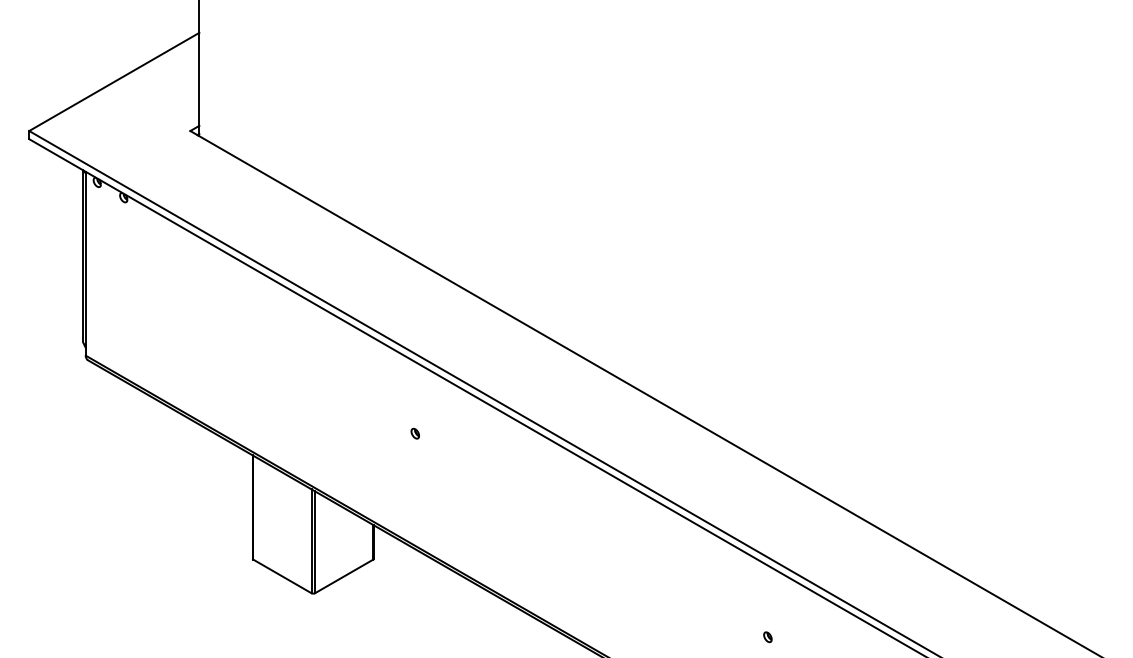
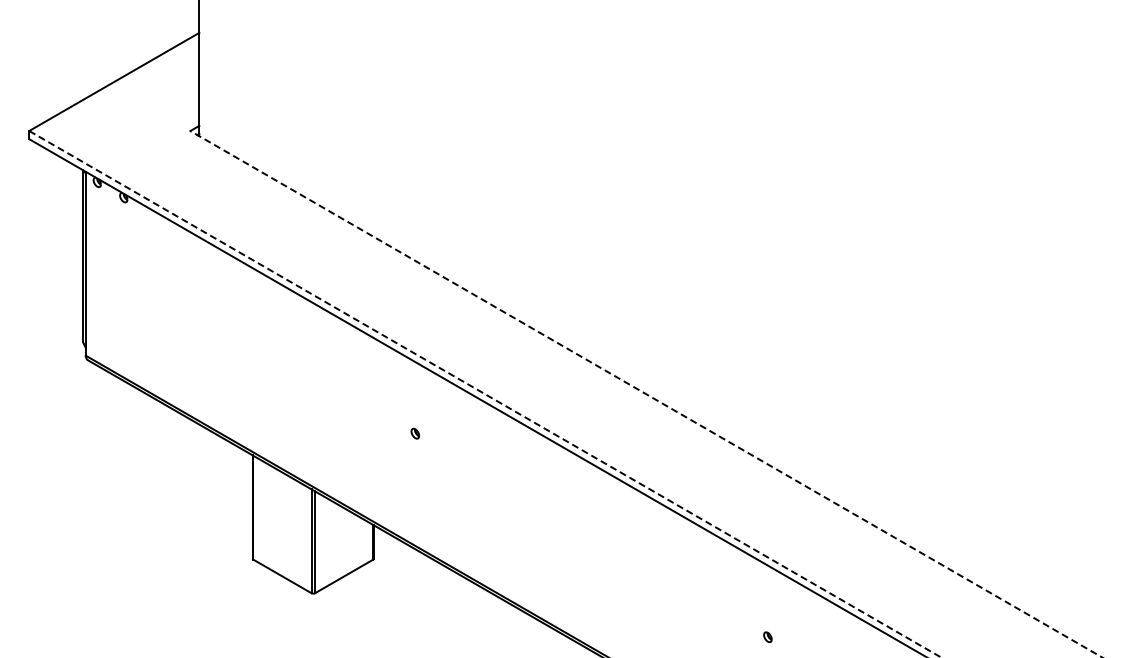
line: solid -> dashed (485, 394)
line: solid -> dashed (646, 394)
